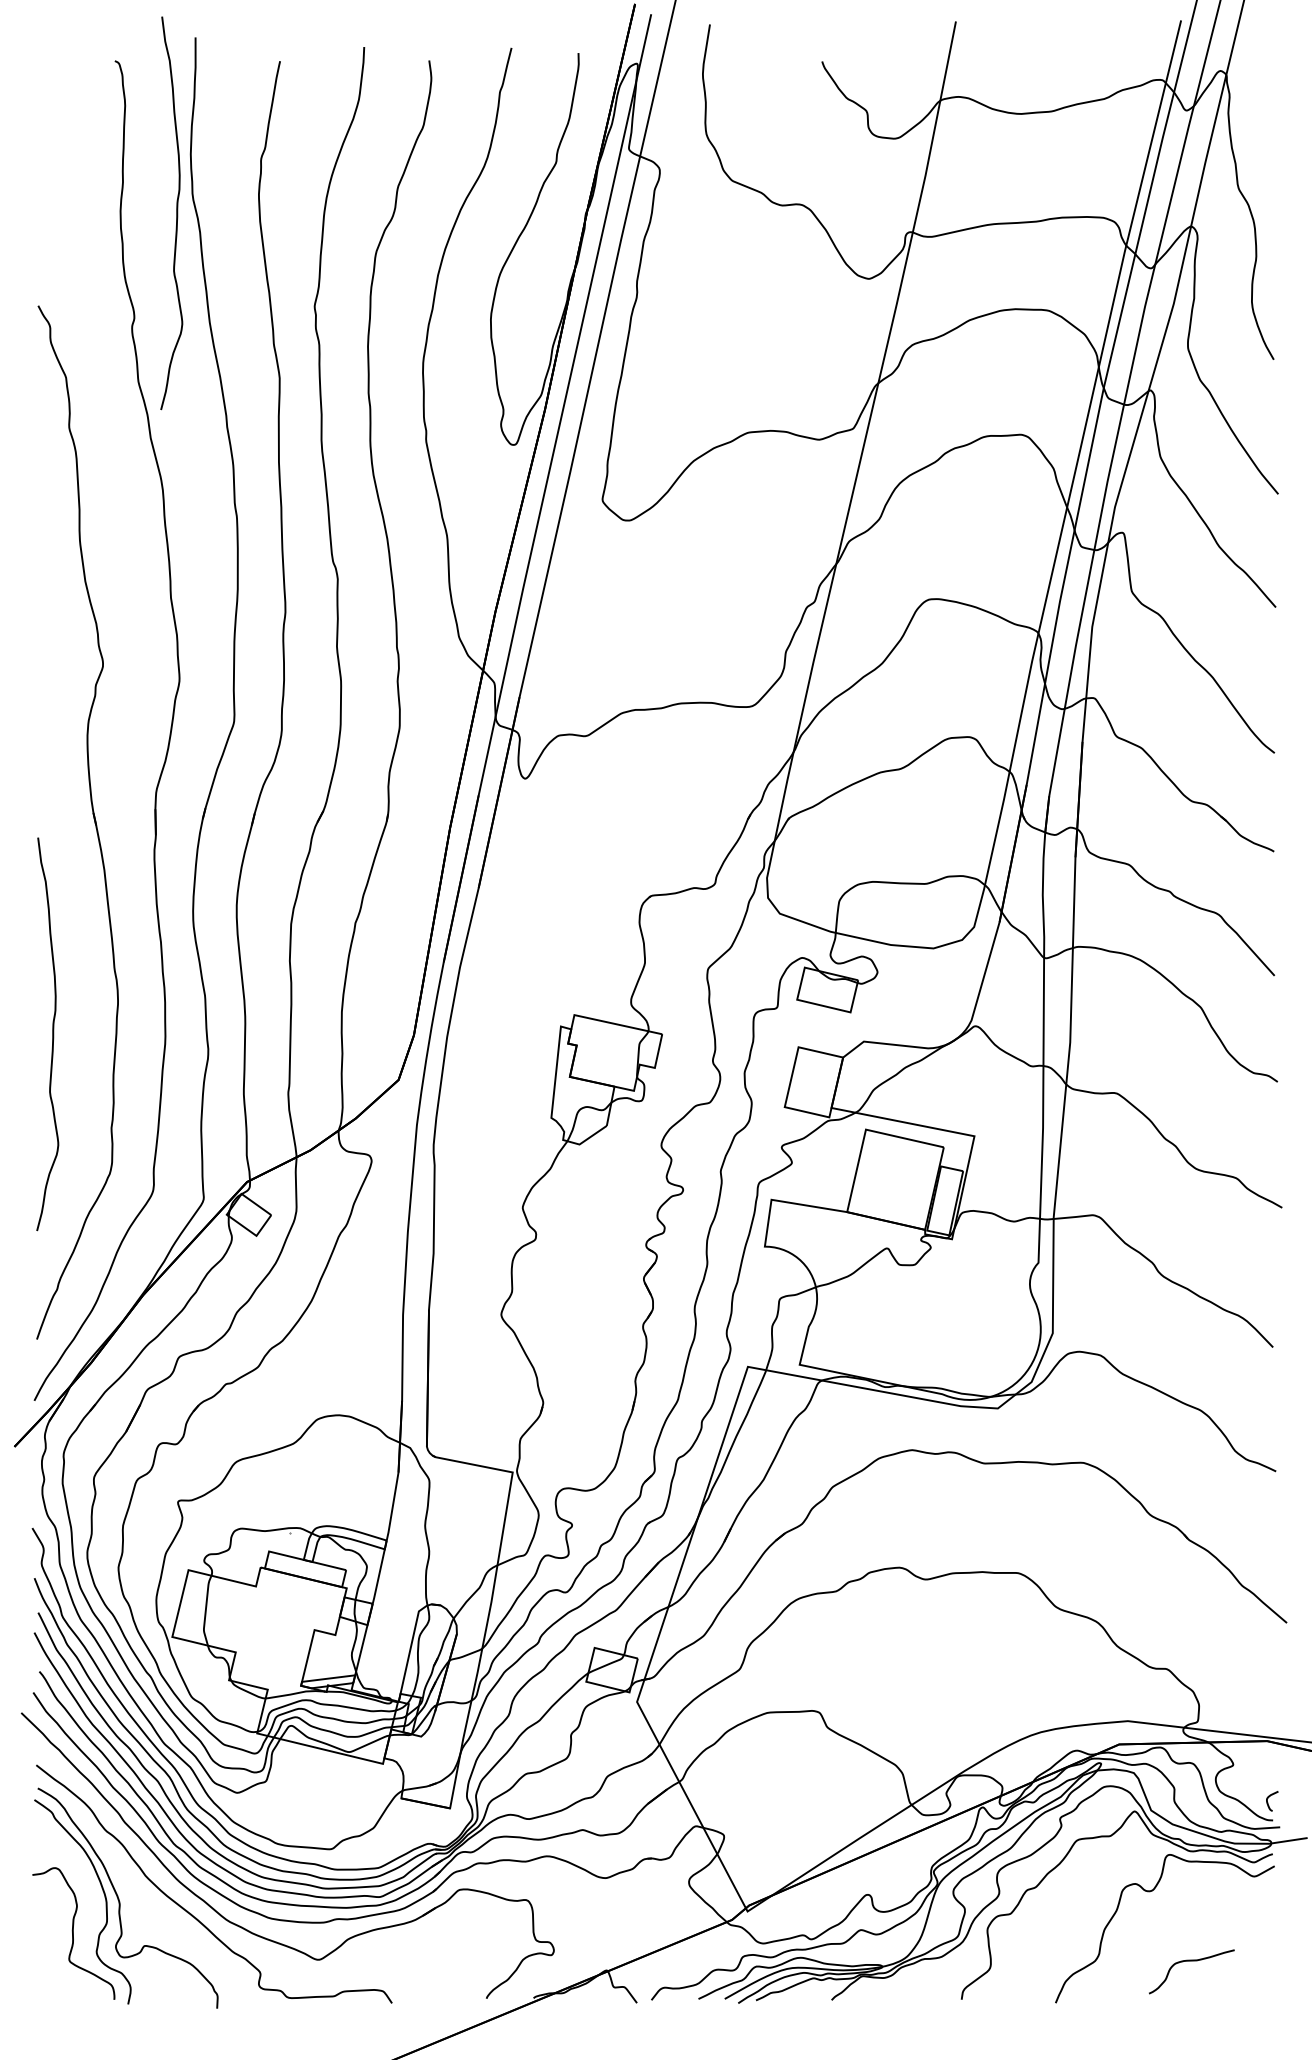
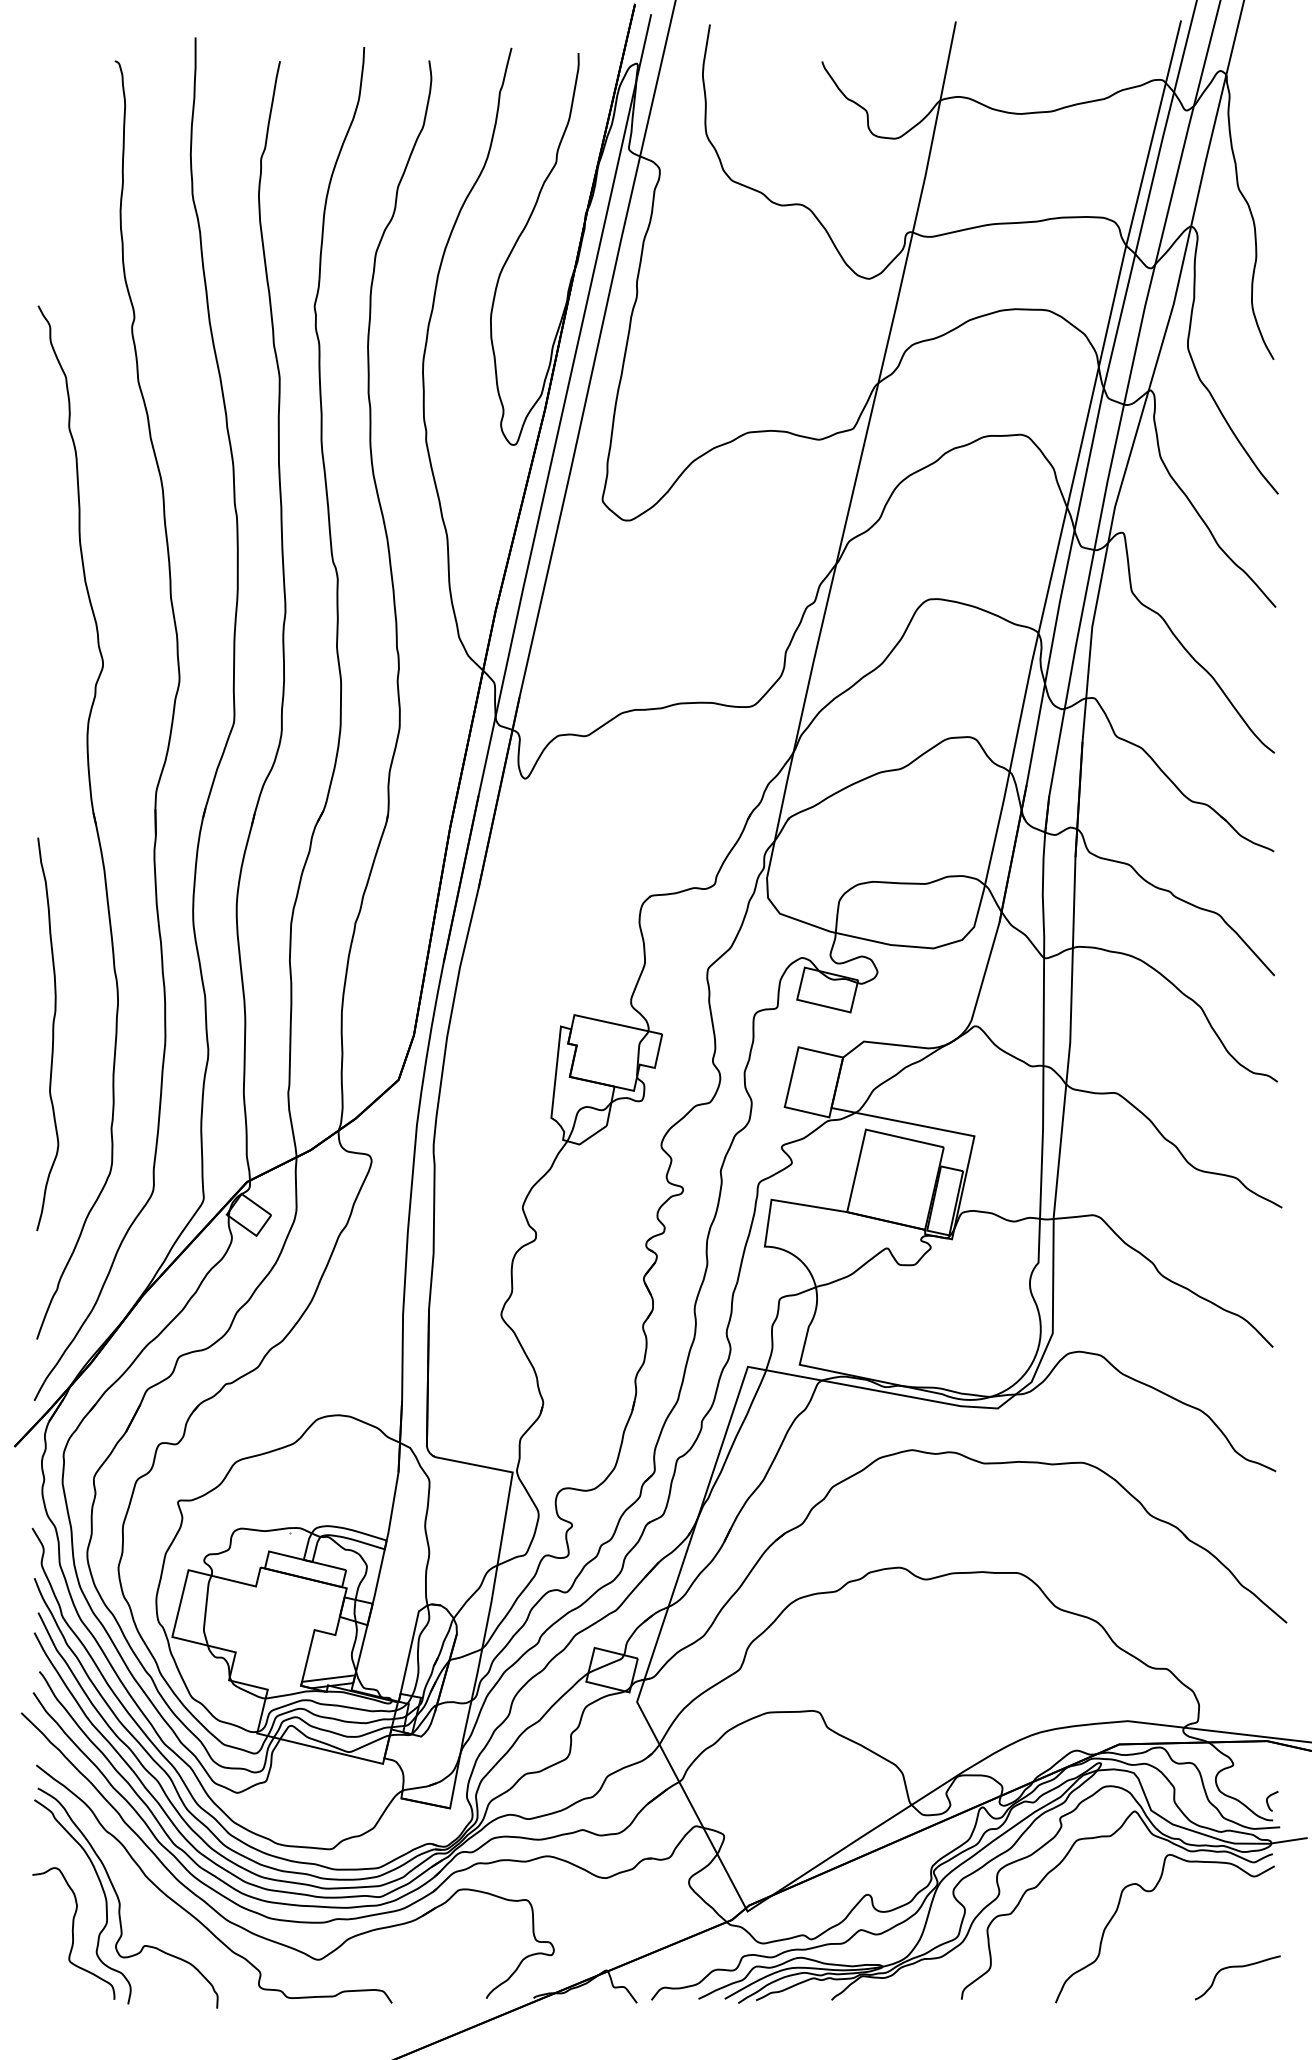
curve: present -> none (176, 213)
curve position: (1191, 1961) -> (1237, 1967) (1237, 1967)
